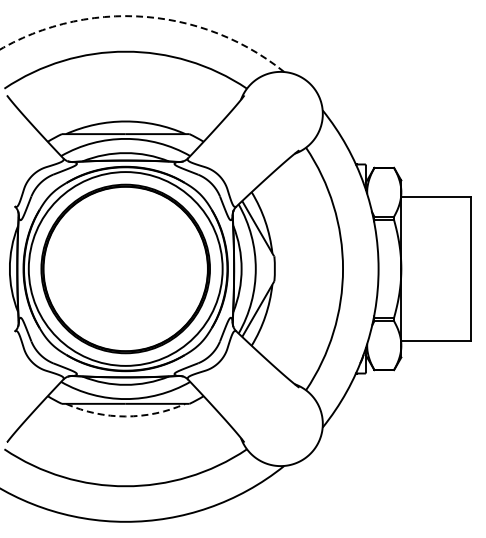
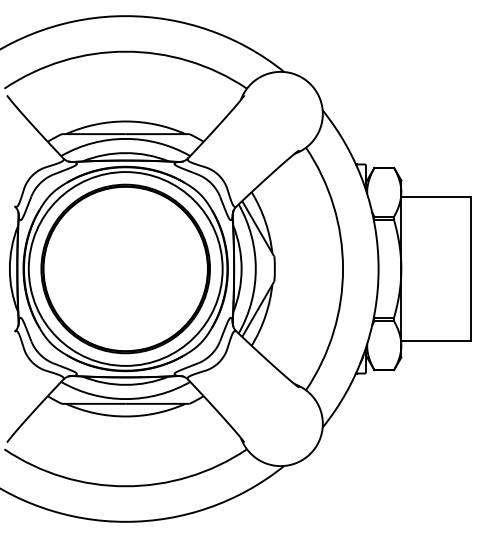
arc: dashed -> solid (144, 16)
arc: dashed -> solid (125, 416)
